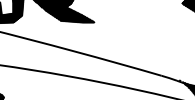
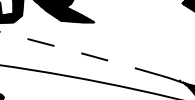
arc: solid -> dashed (80, 53)
